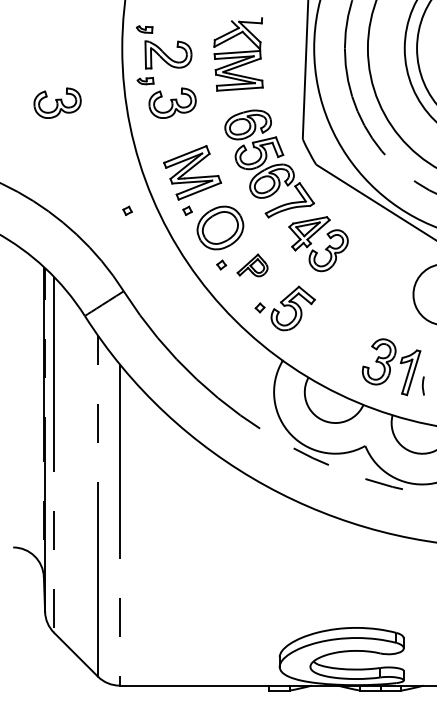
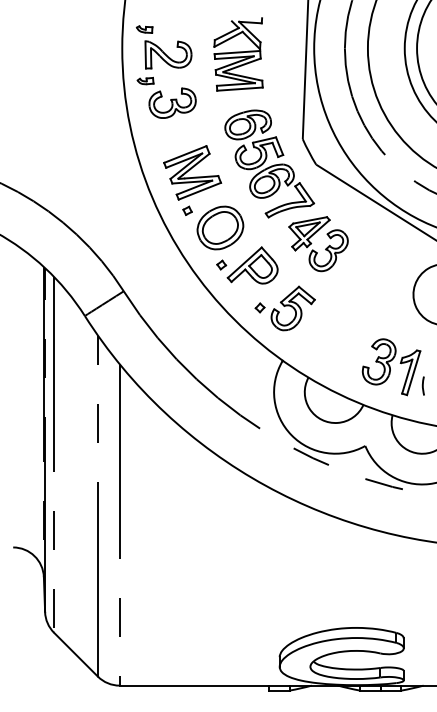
part: present -> none (57, 102)
part: present -> none (127, 210)
part size: 33x25 px -> 53x39 px (252, 265)
